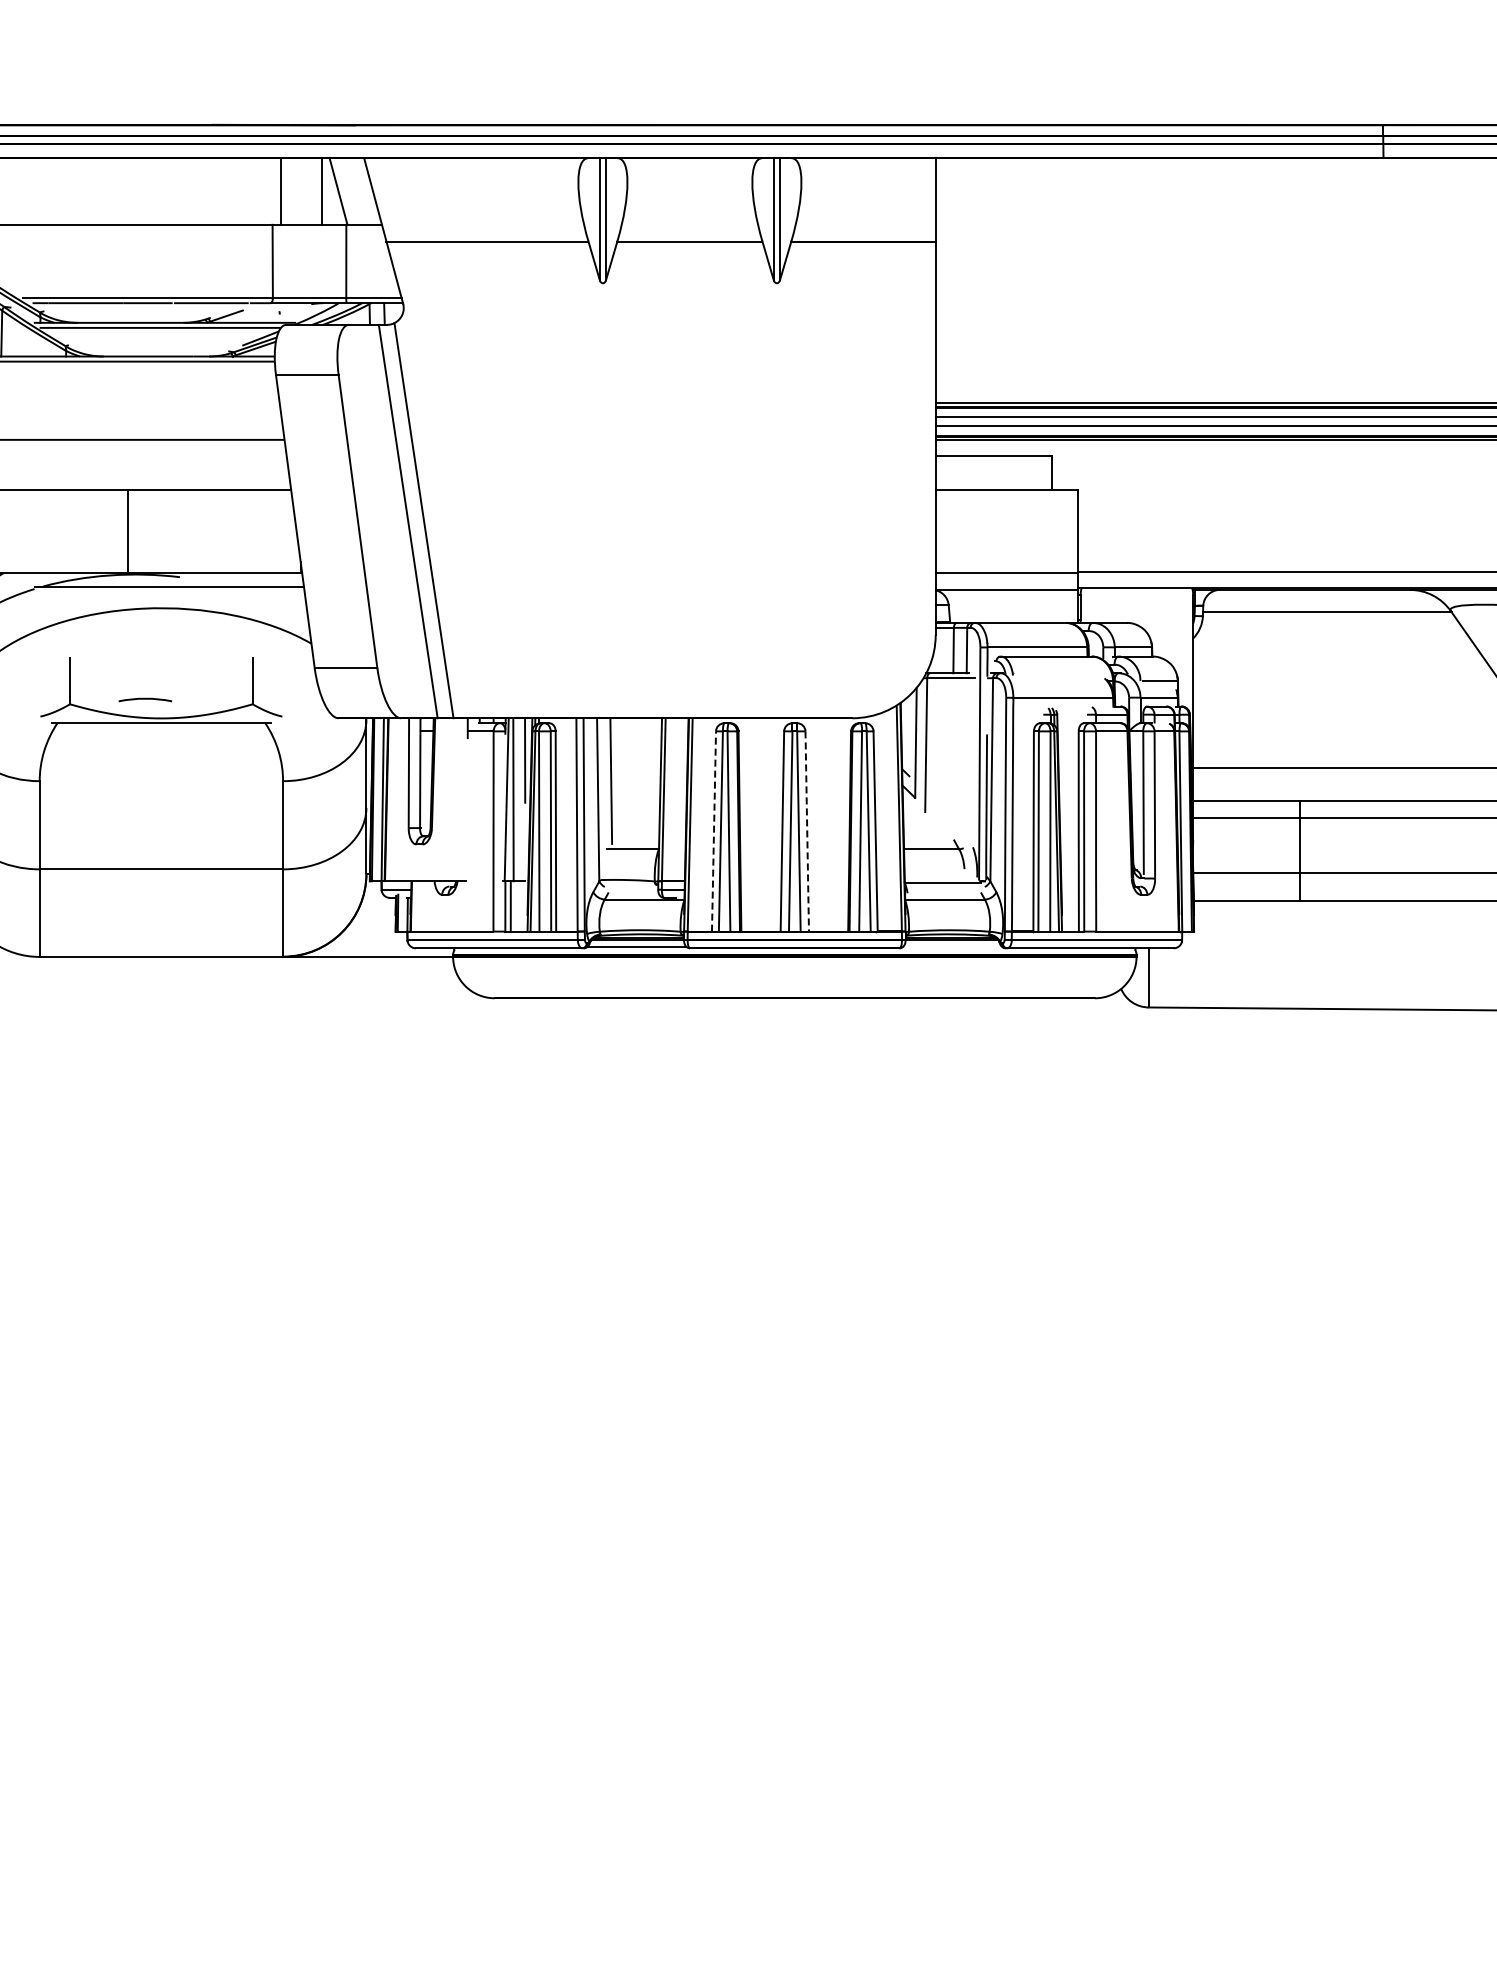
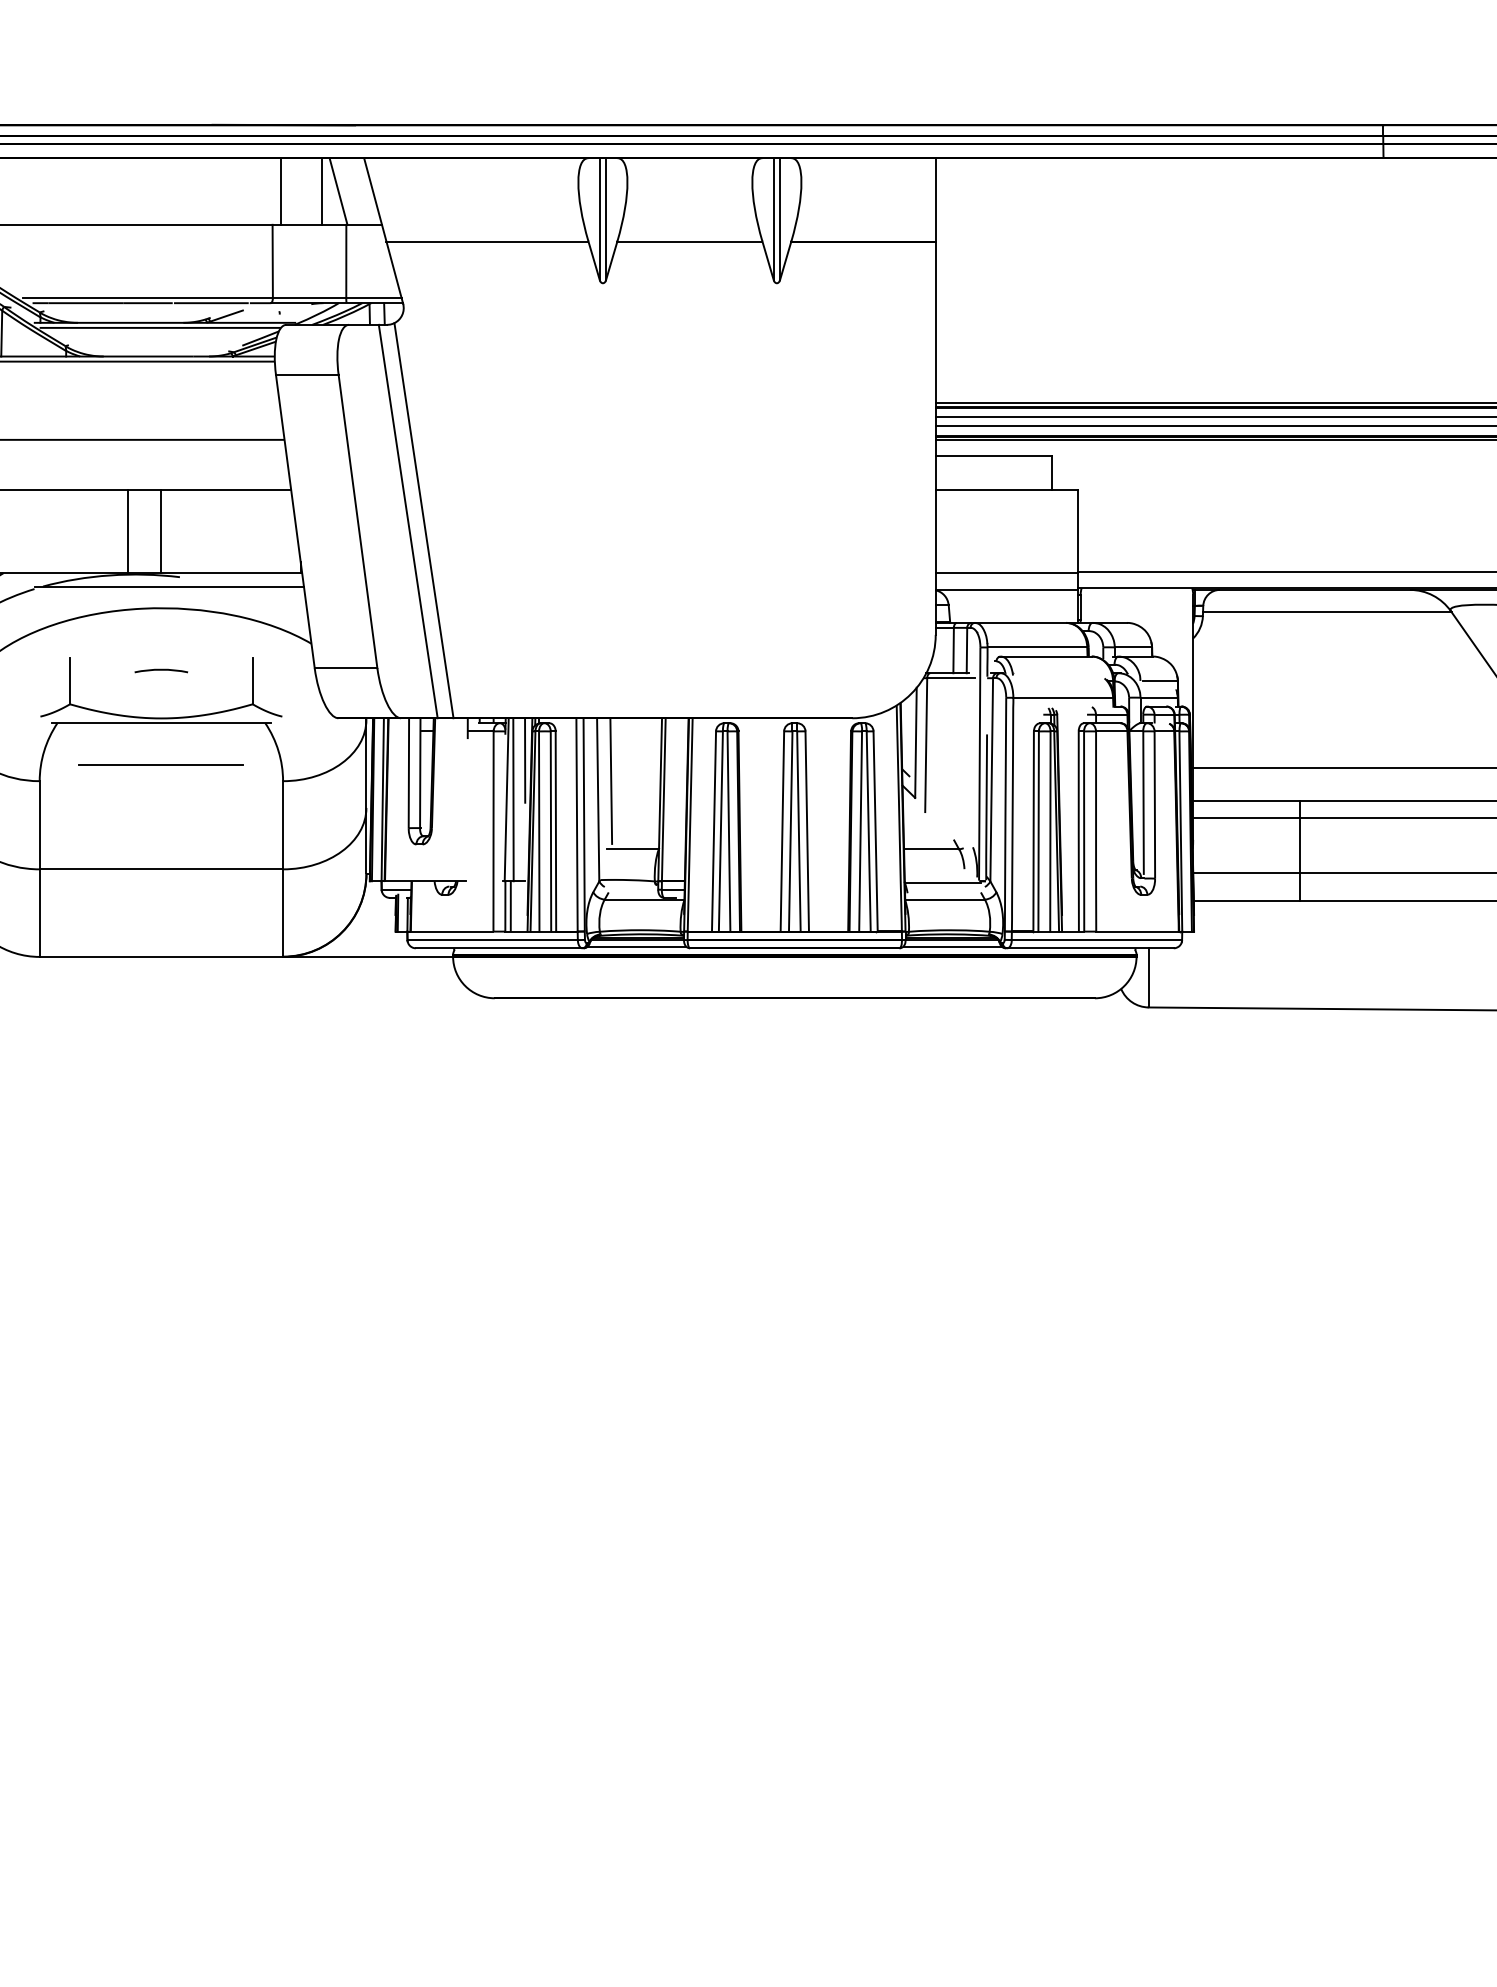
line: none -> present (161, 531)
curve position: (145, 699) -> (161, 670) (161, 670)
line: none -> present (160, 764)
line: dashed -> solid (714, 831)
line: dashed -> solid (807, 832)
line: none -> present (952, 946)
